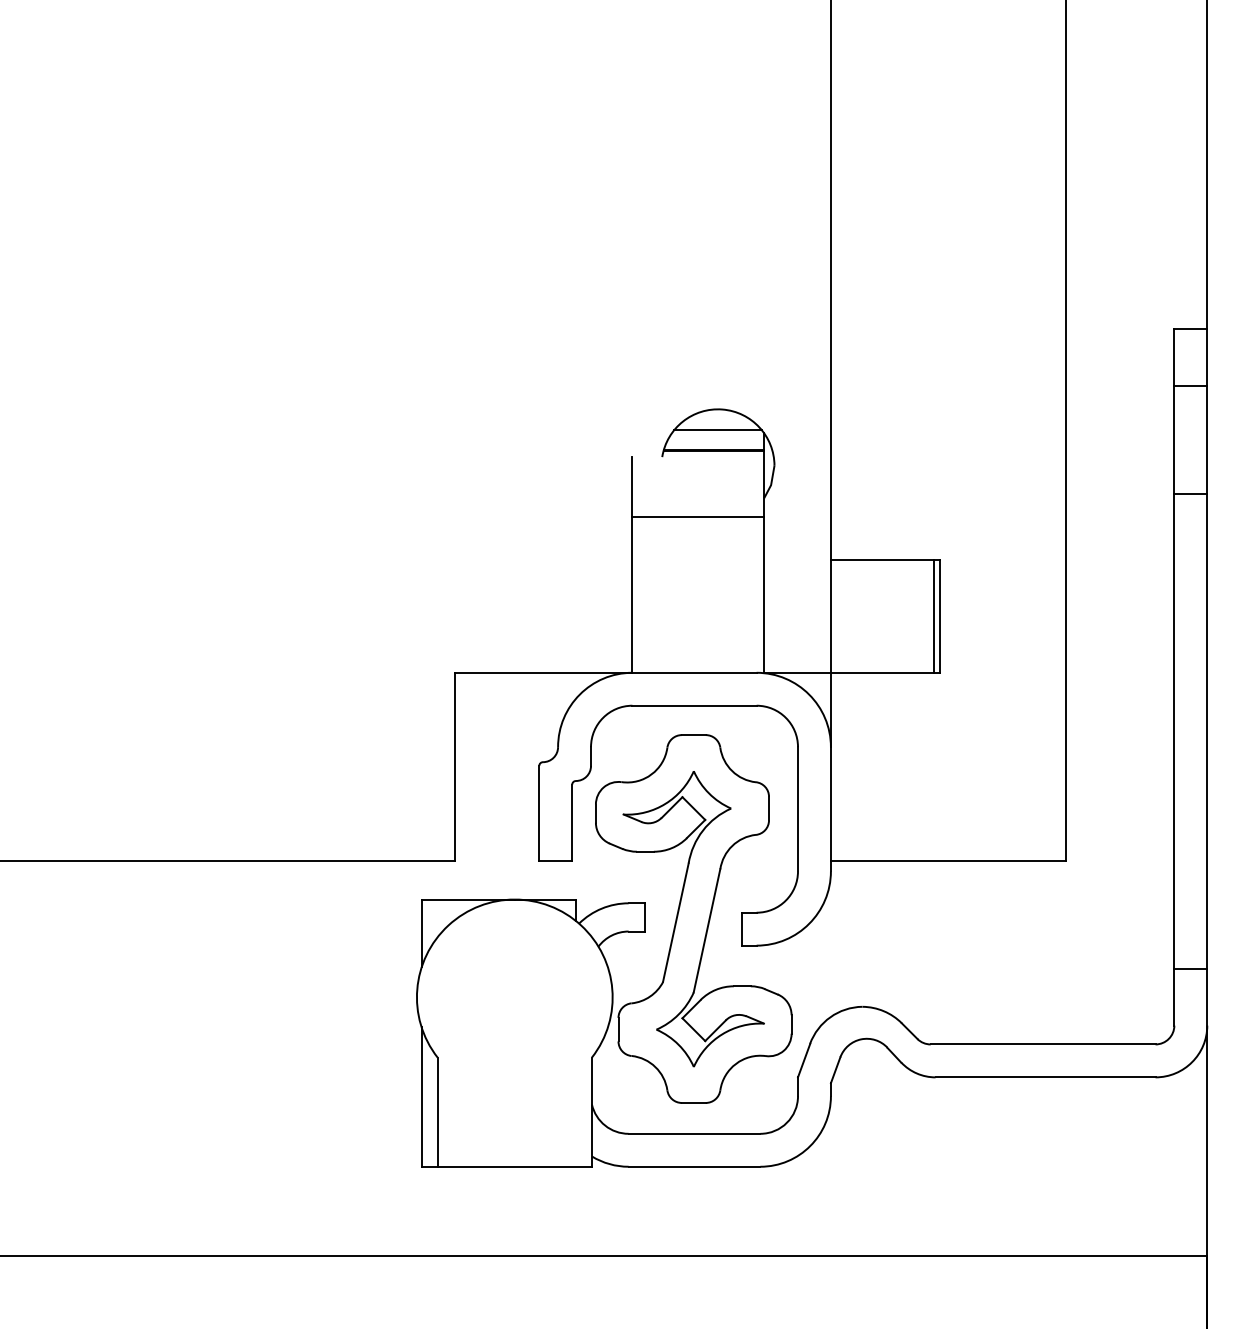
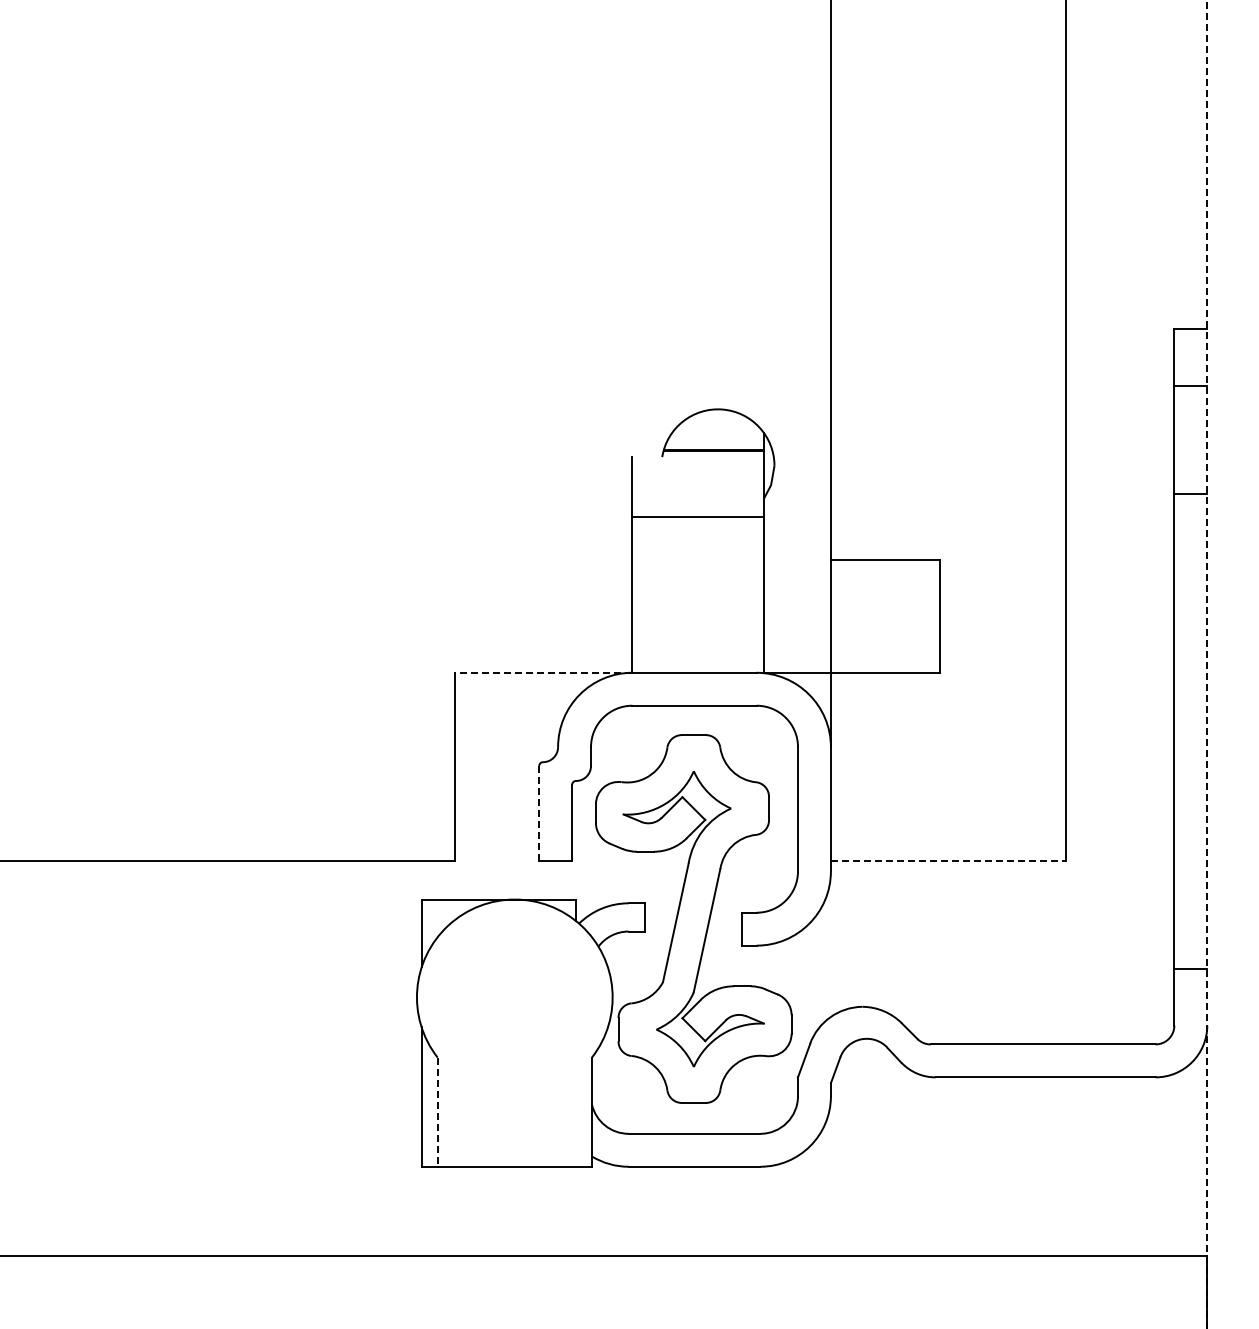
line: present -> none (717, 430)
line: present -> none (934, 615)
line: solid -> dashed (1207, 663)
line: solid -> dashed (543, 672)
line: solid -> dashed (539, 813)
line: solid -> dashed (948, 860)
line: solid -> dashed (437, 1112)
